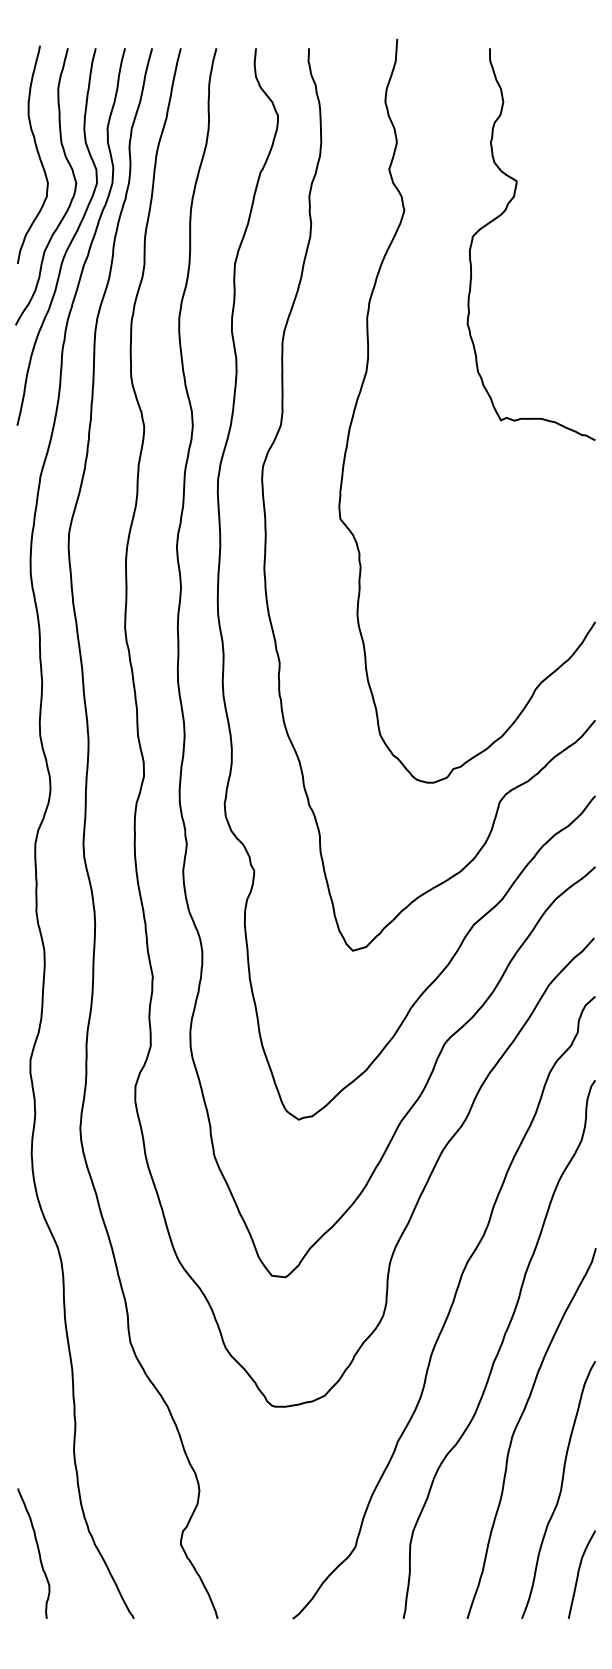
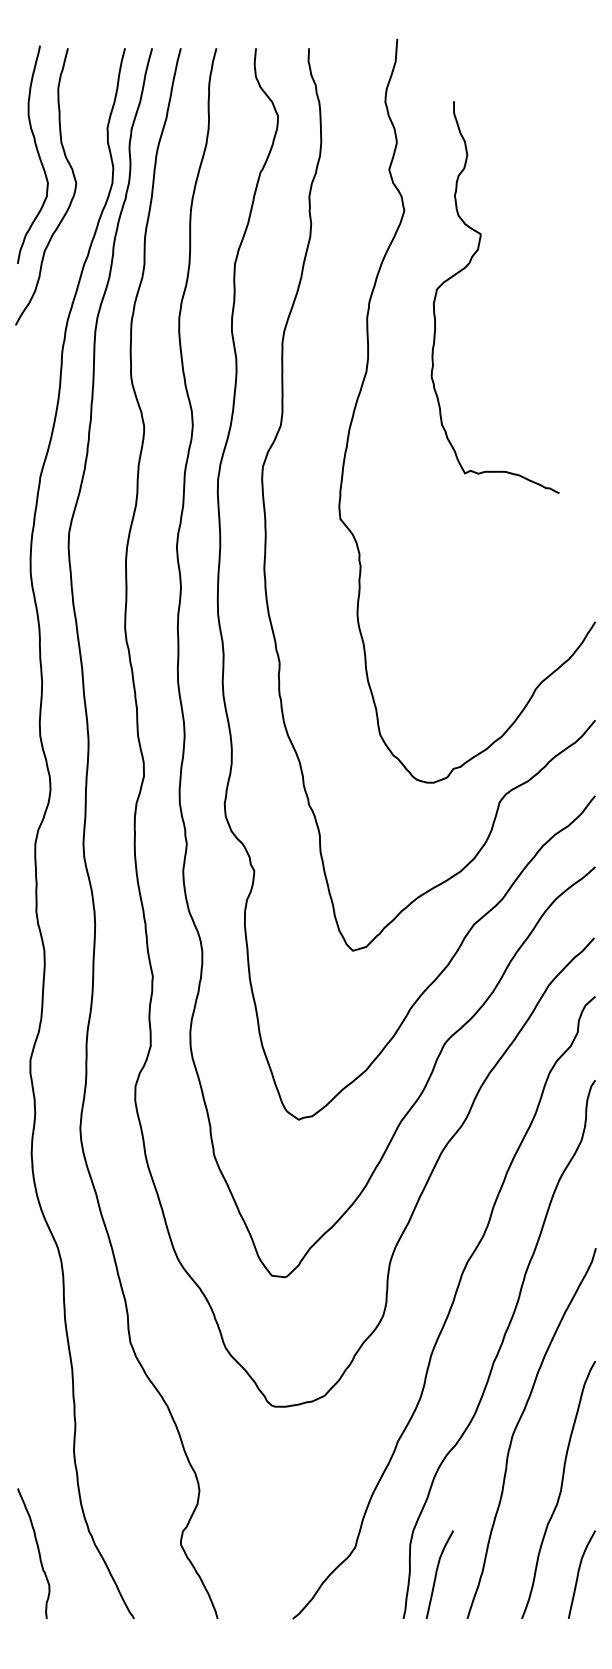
curve position: (501, 215) -> (465, 268) (465, 268)
curve: present -> none (69, 243)
curve: none -> present (437, 1573)
